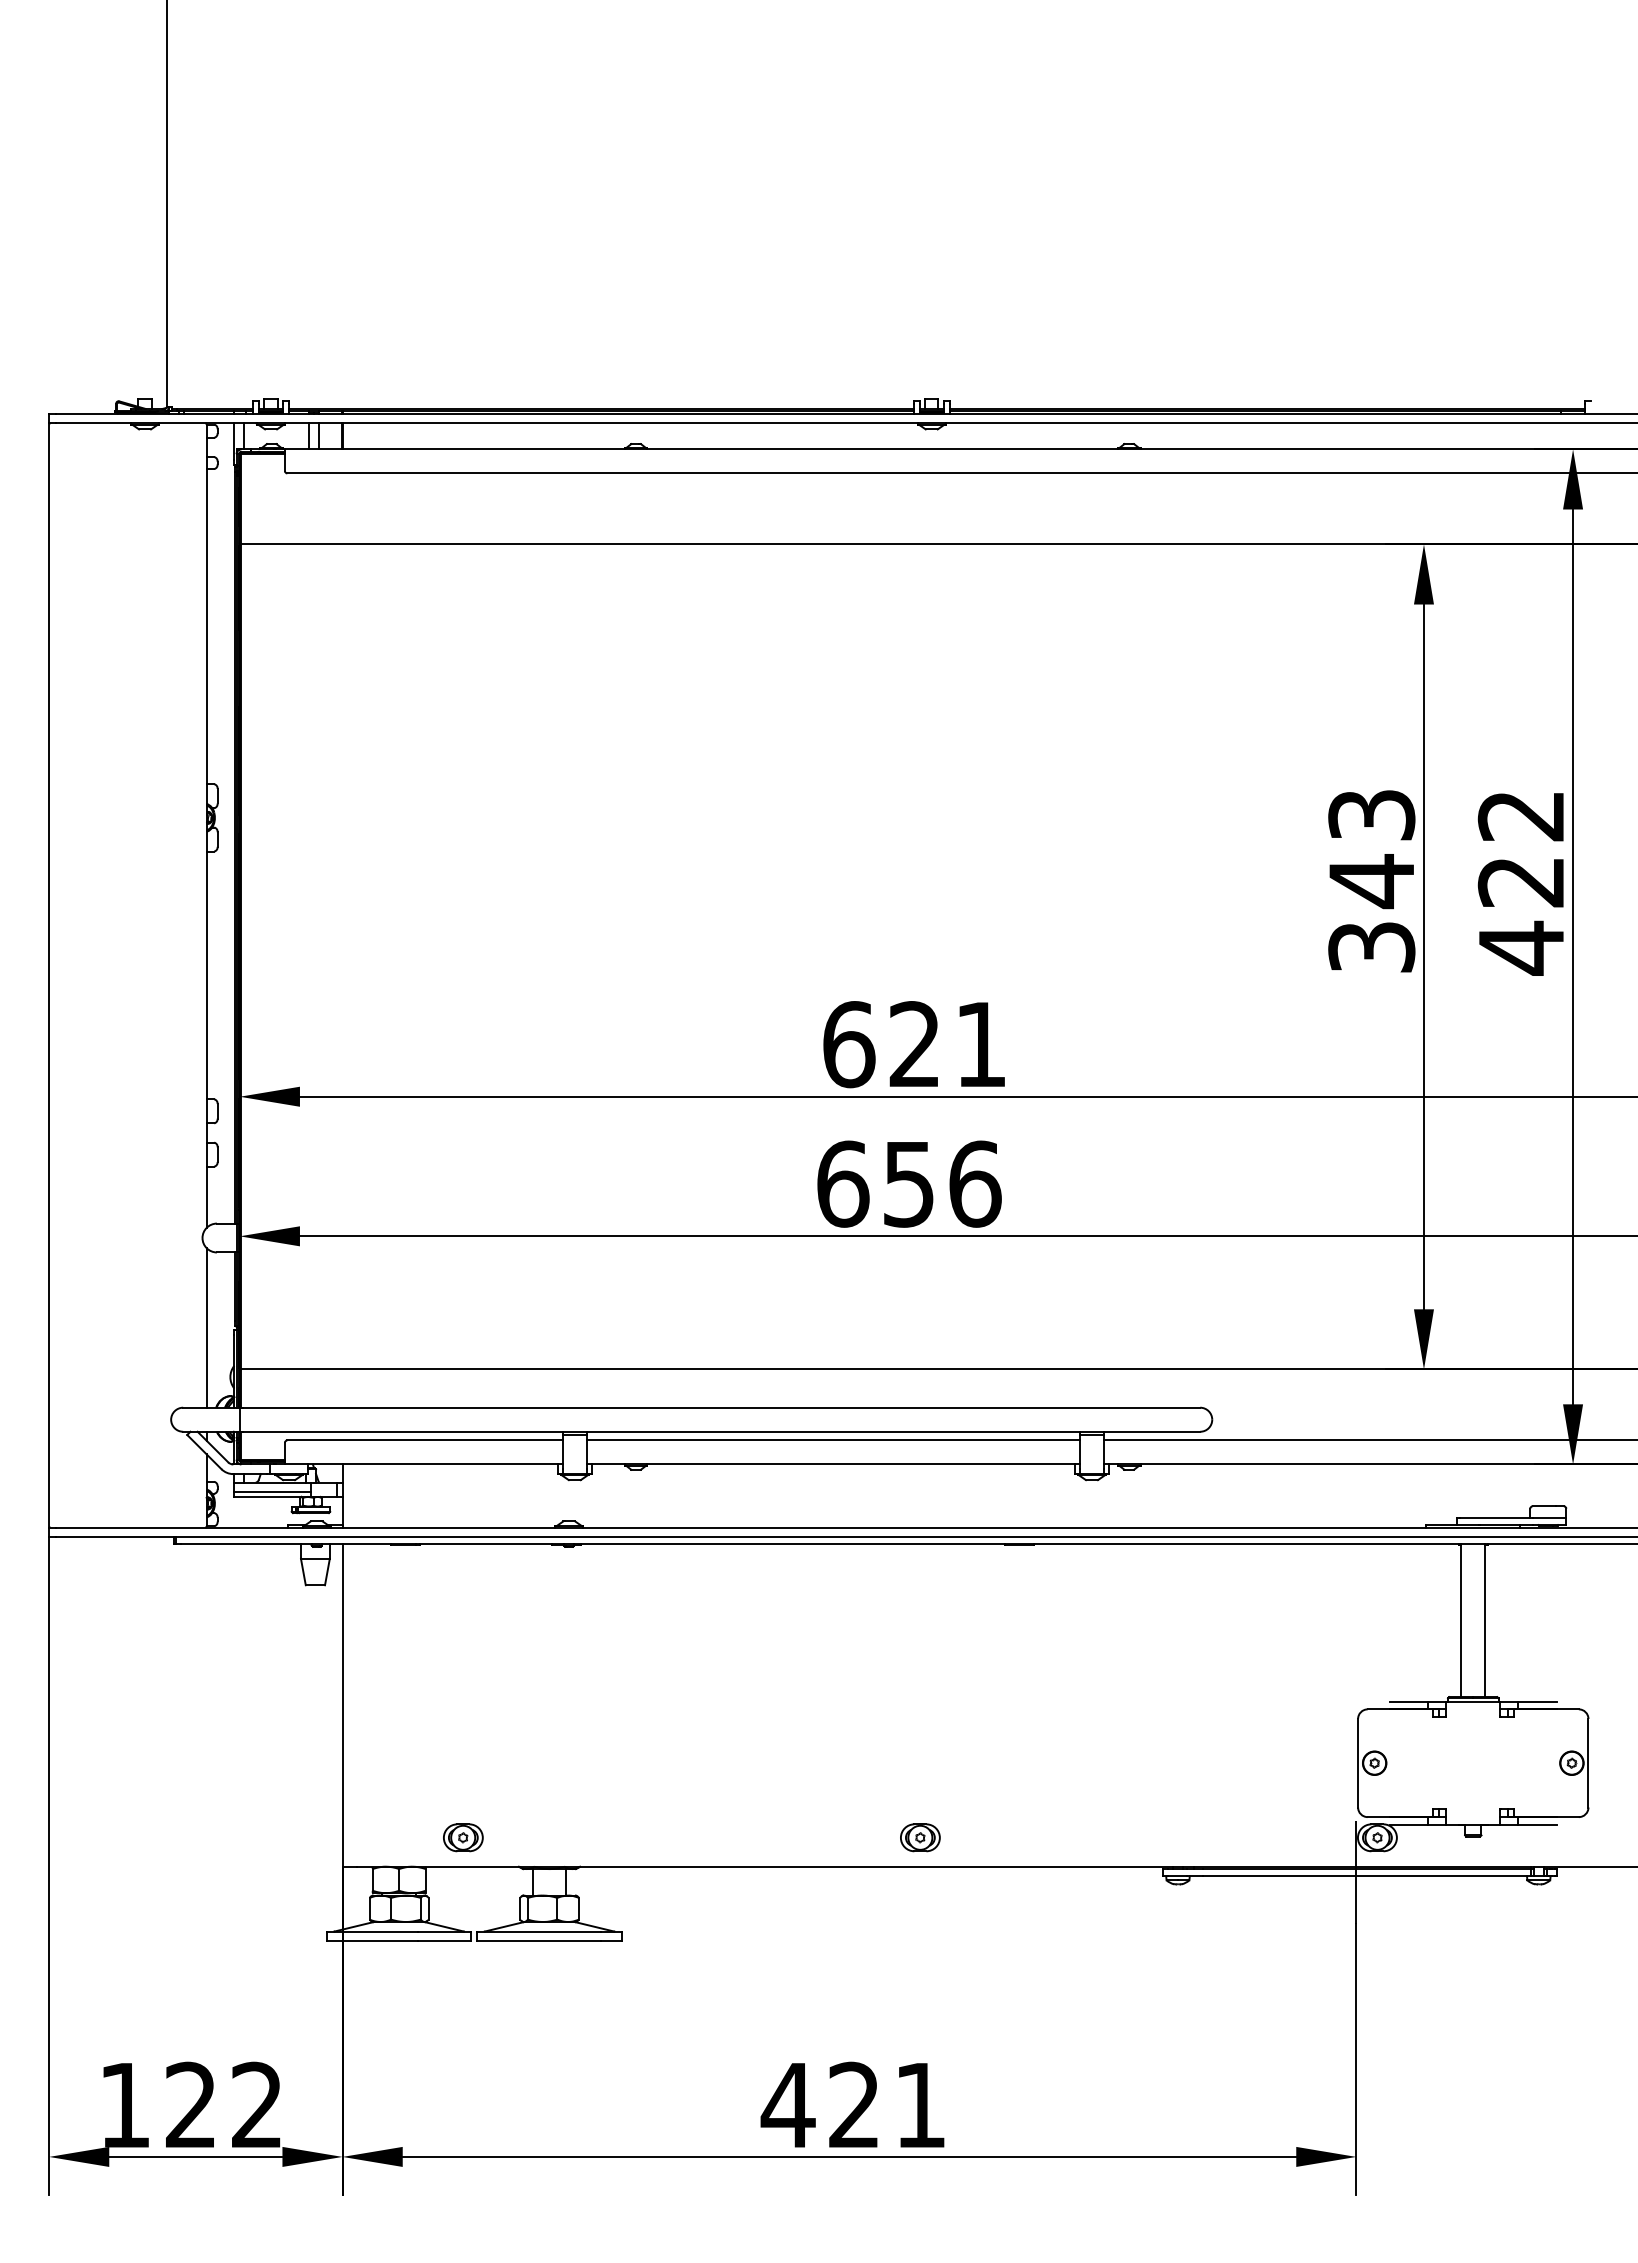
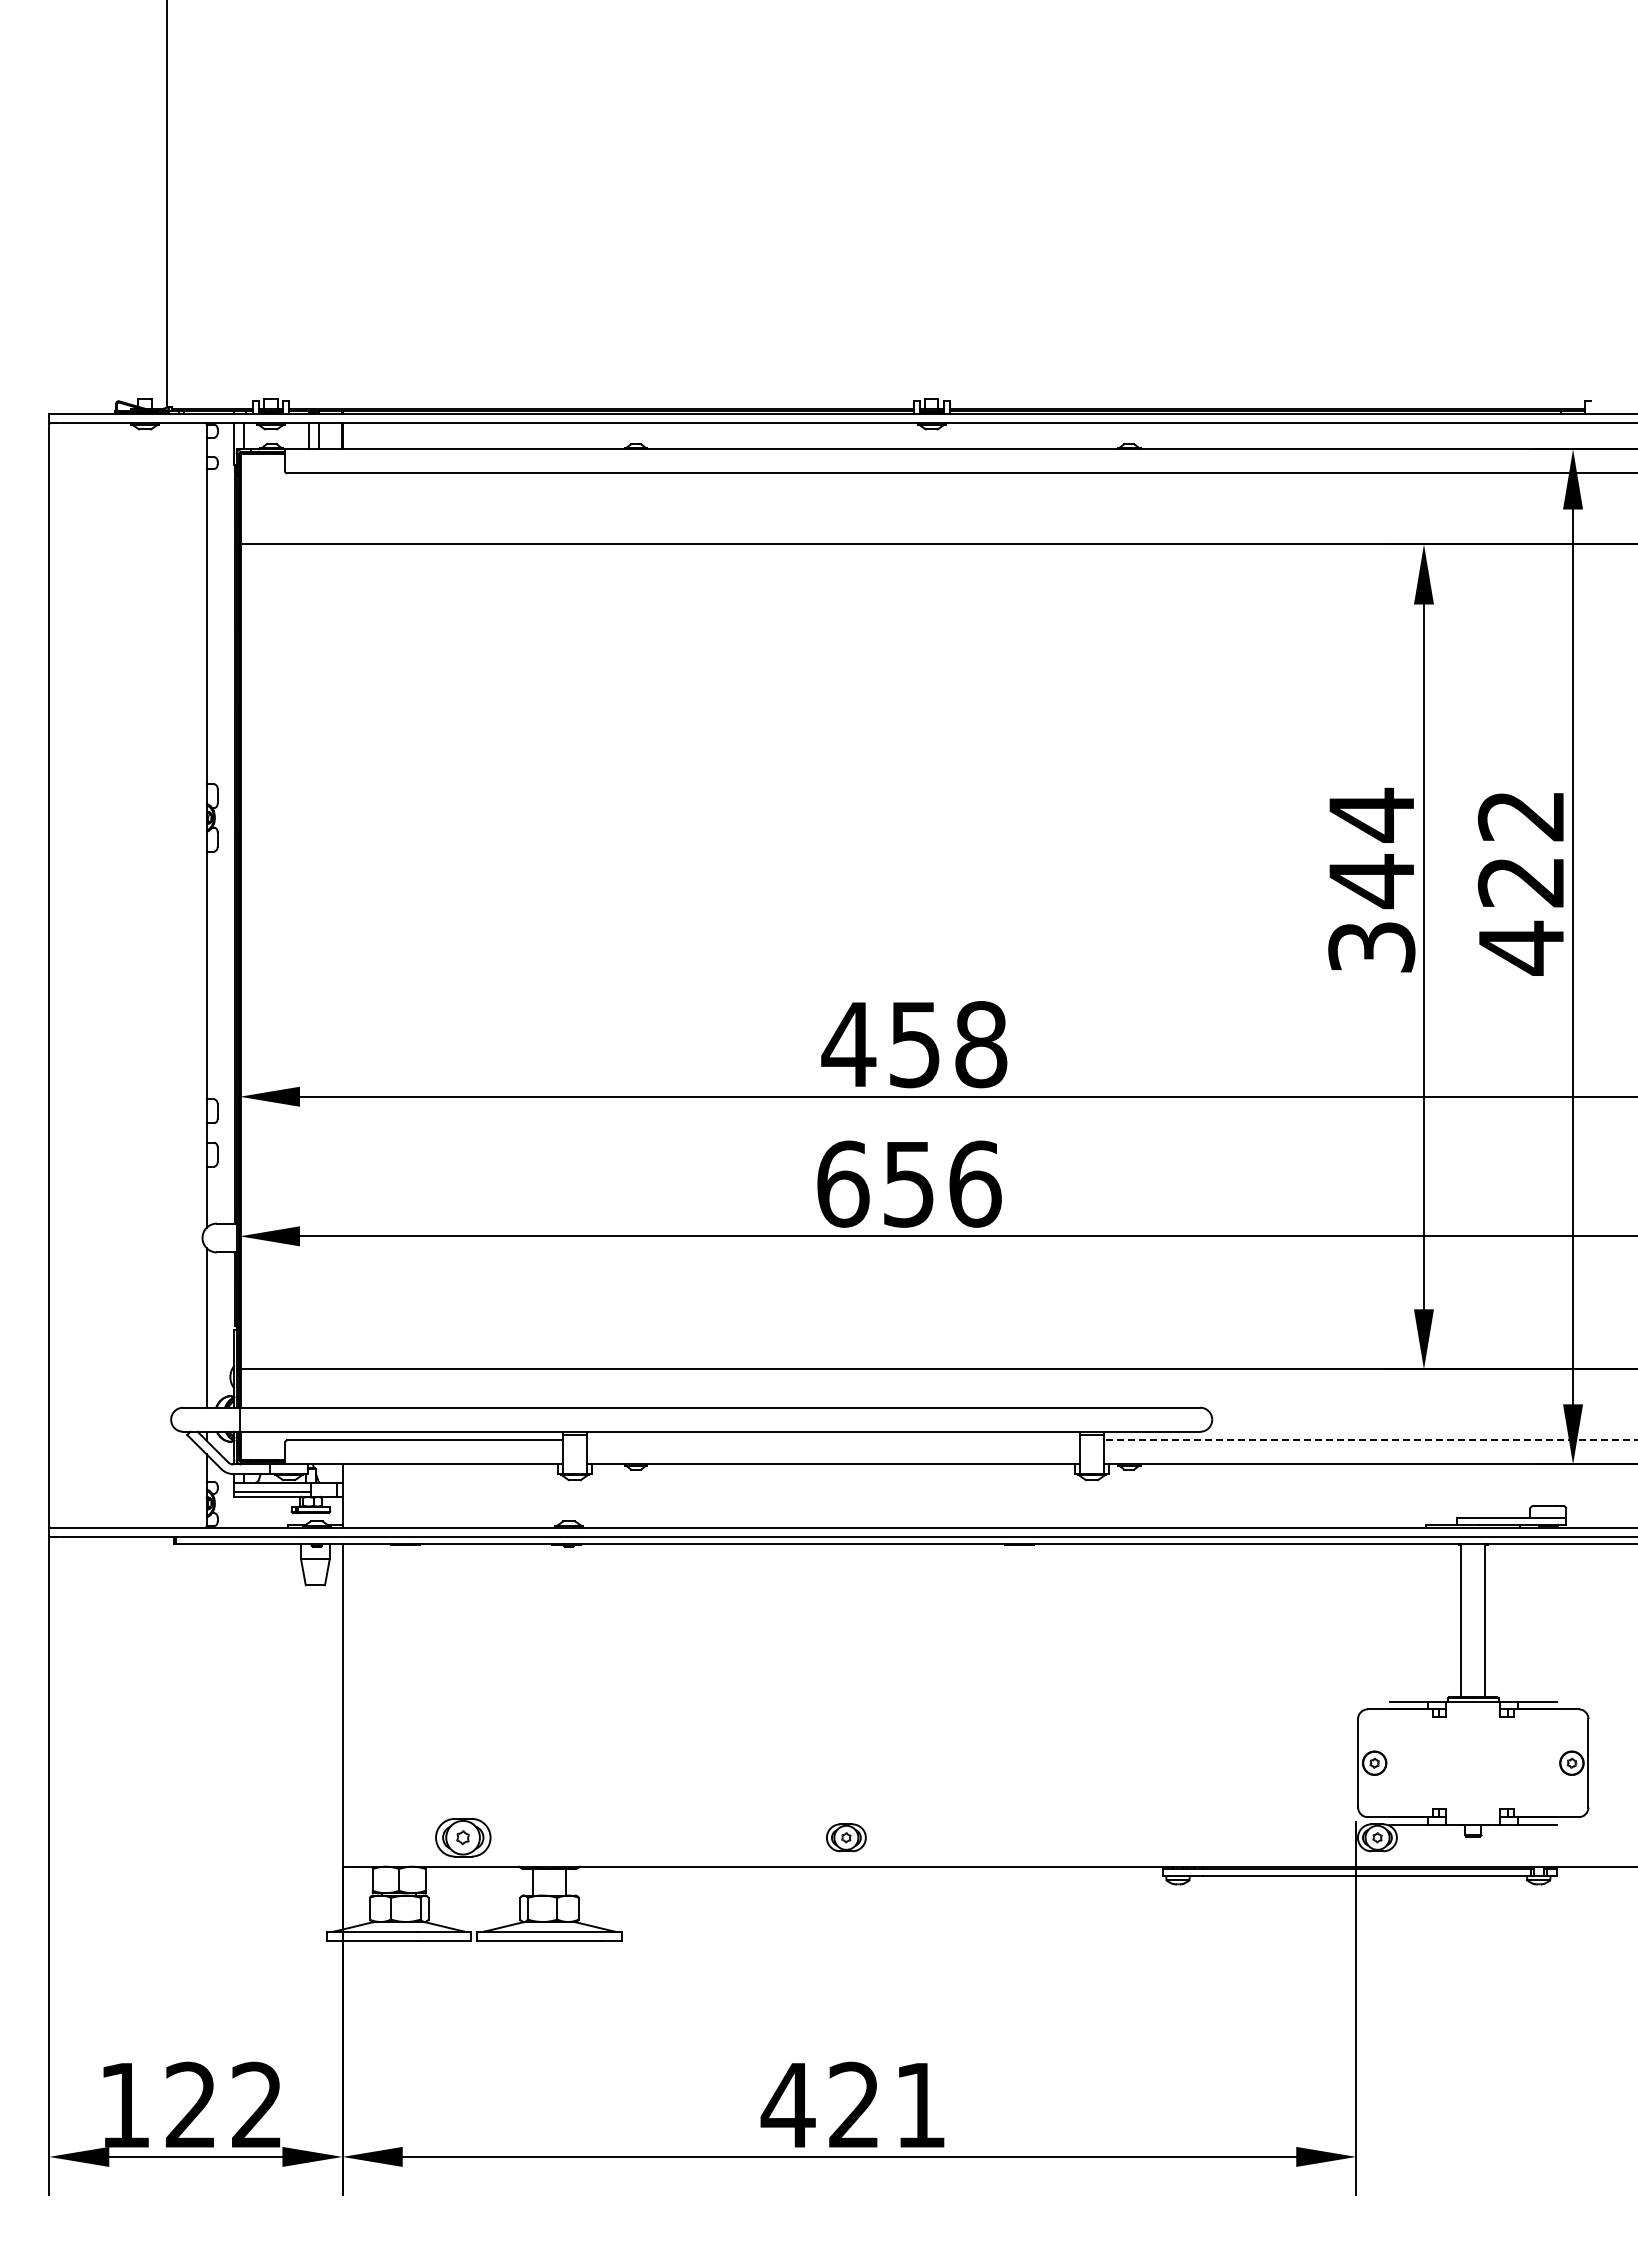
text: 343 -> 344 (1371, 814)
text: 621 -> 458 (914, 1044)
line: present -> none (832, 1440)
line: solid -> dashed (1370, 1440)
part size: 41x30 px -> 57x40 px (463, 1837)
part position: (920, 1837) -> (846, 1837) (846, 1837)
